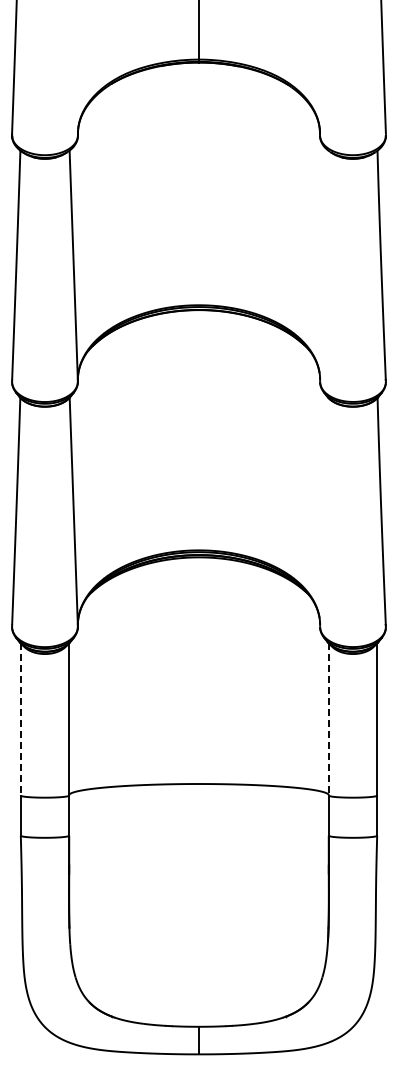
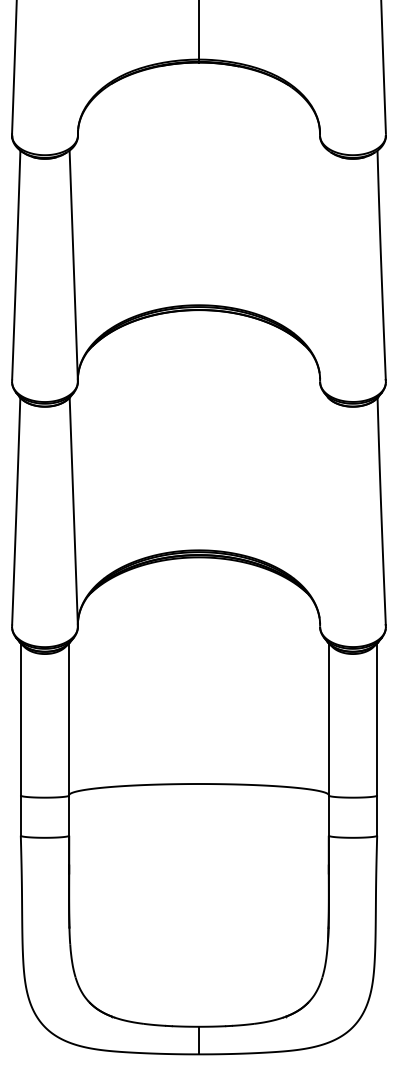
line: dashed -> solid (20, 719)
line: dashed -> solid (328, 719)
